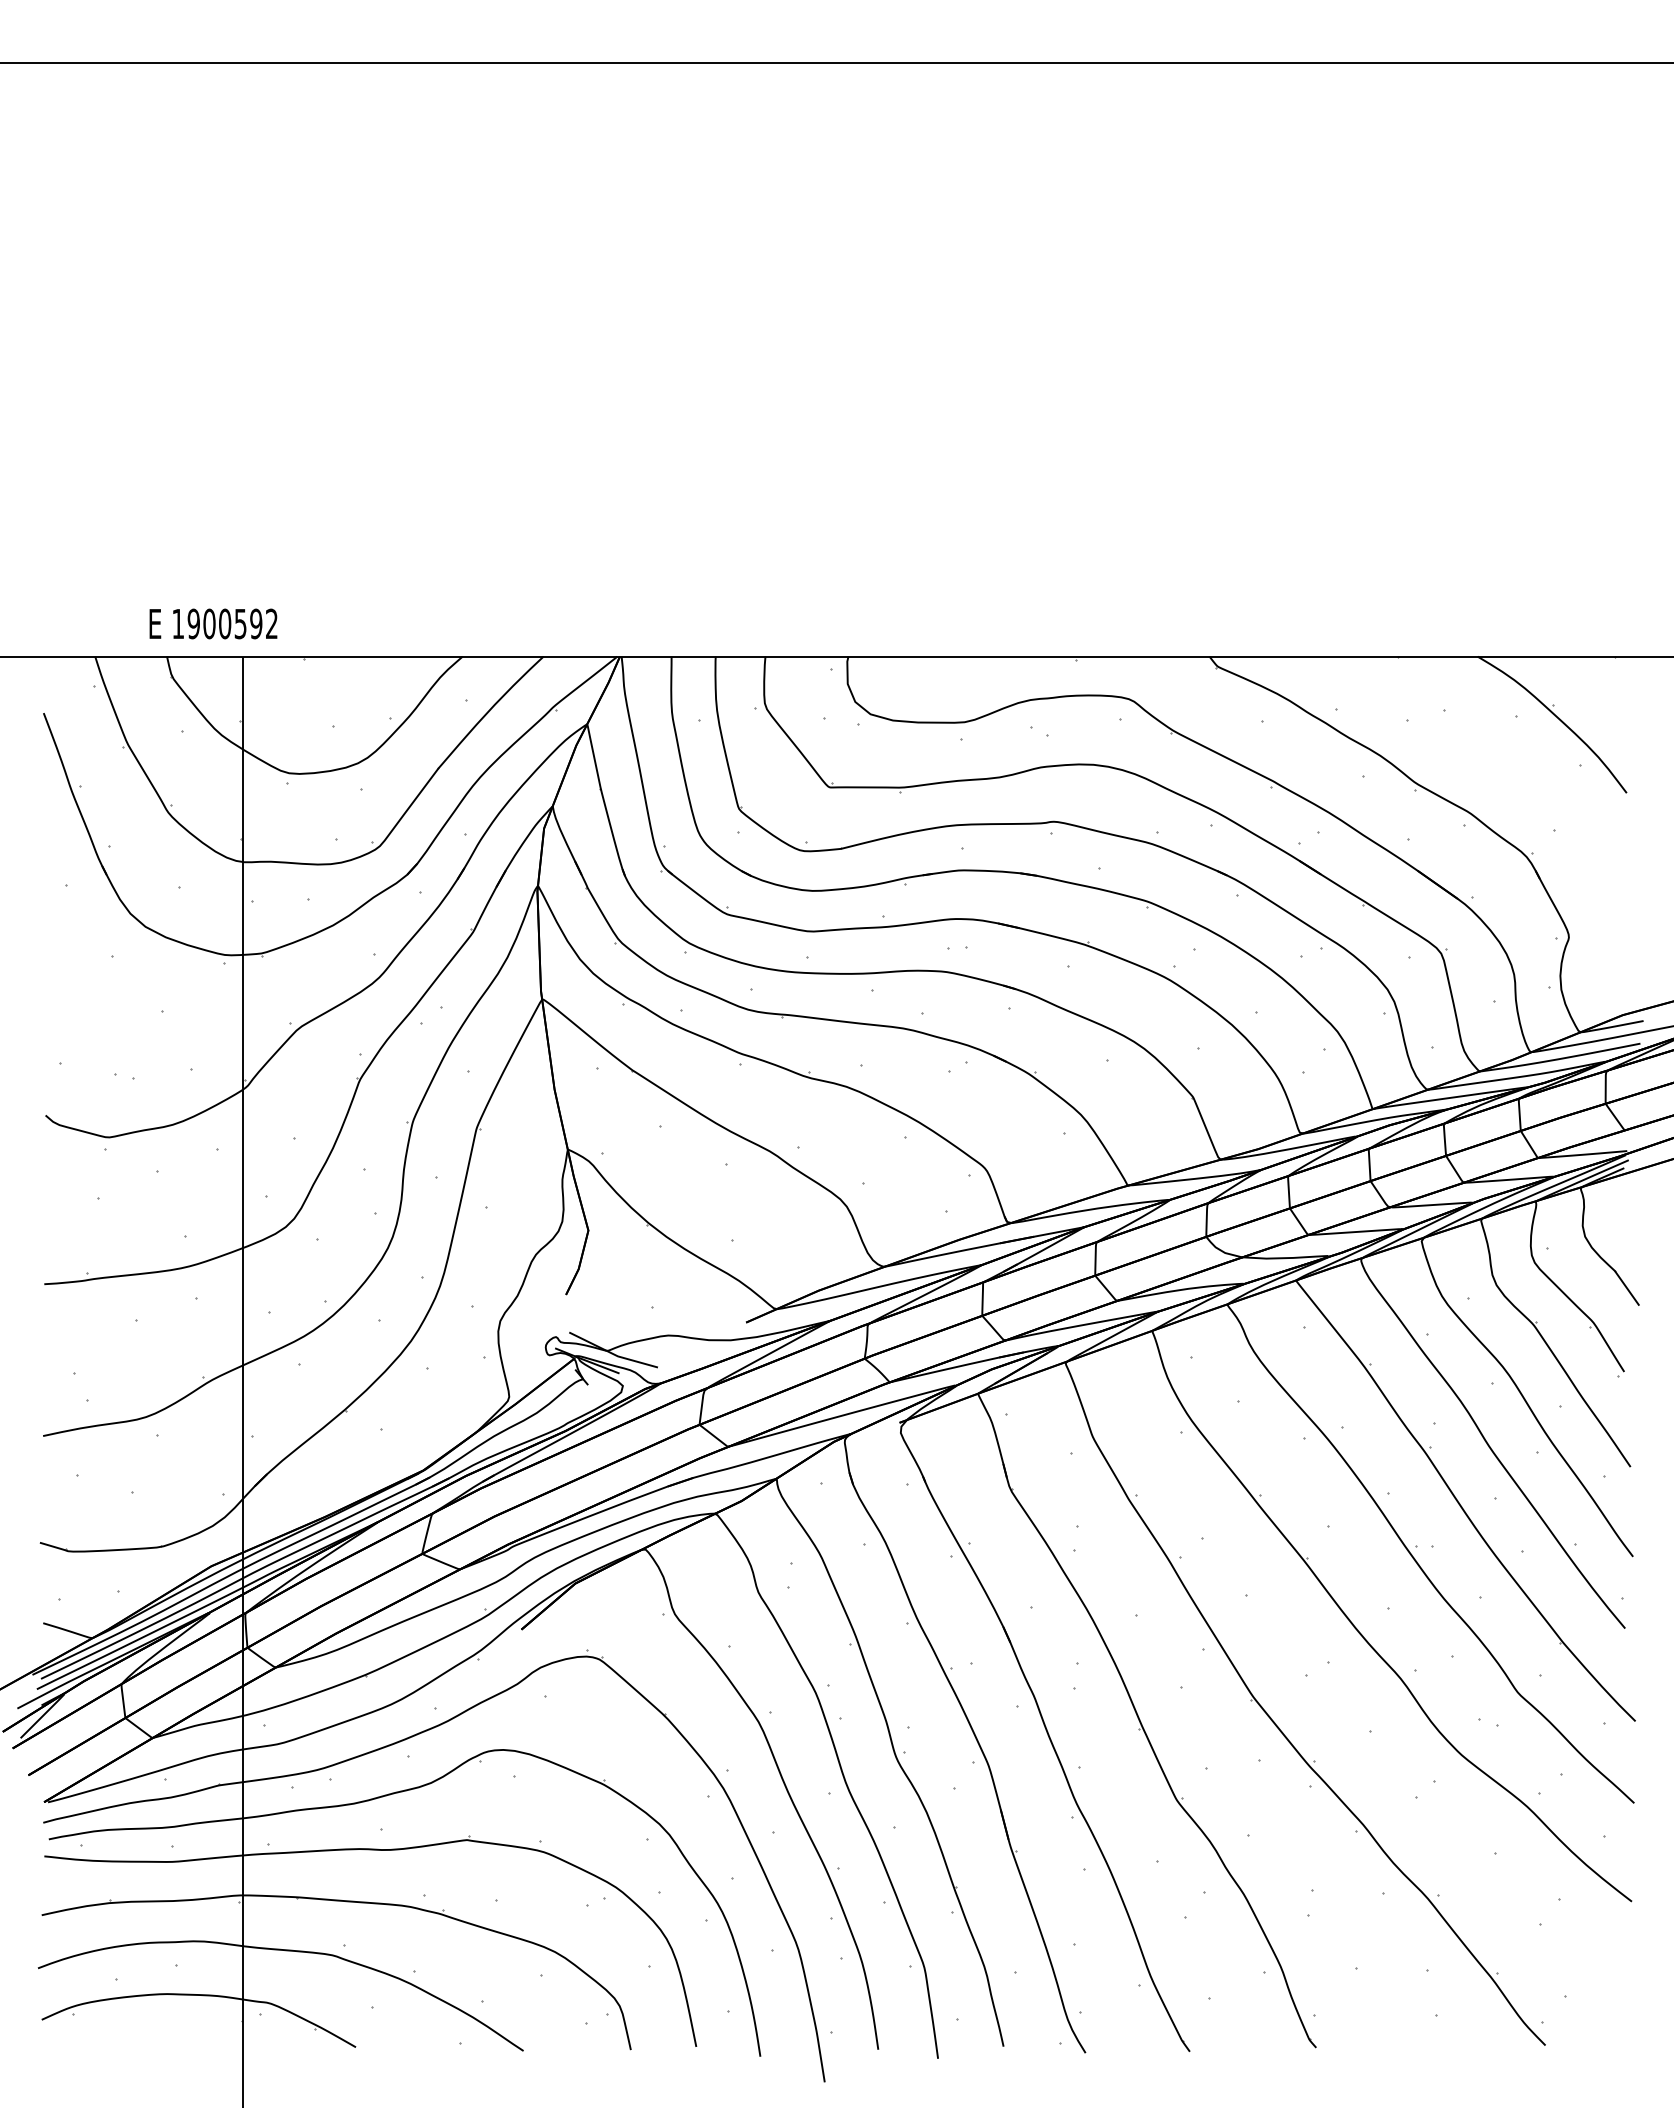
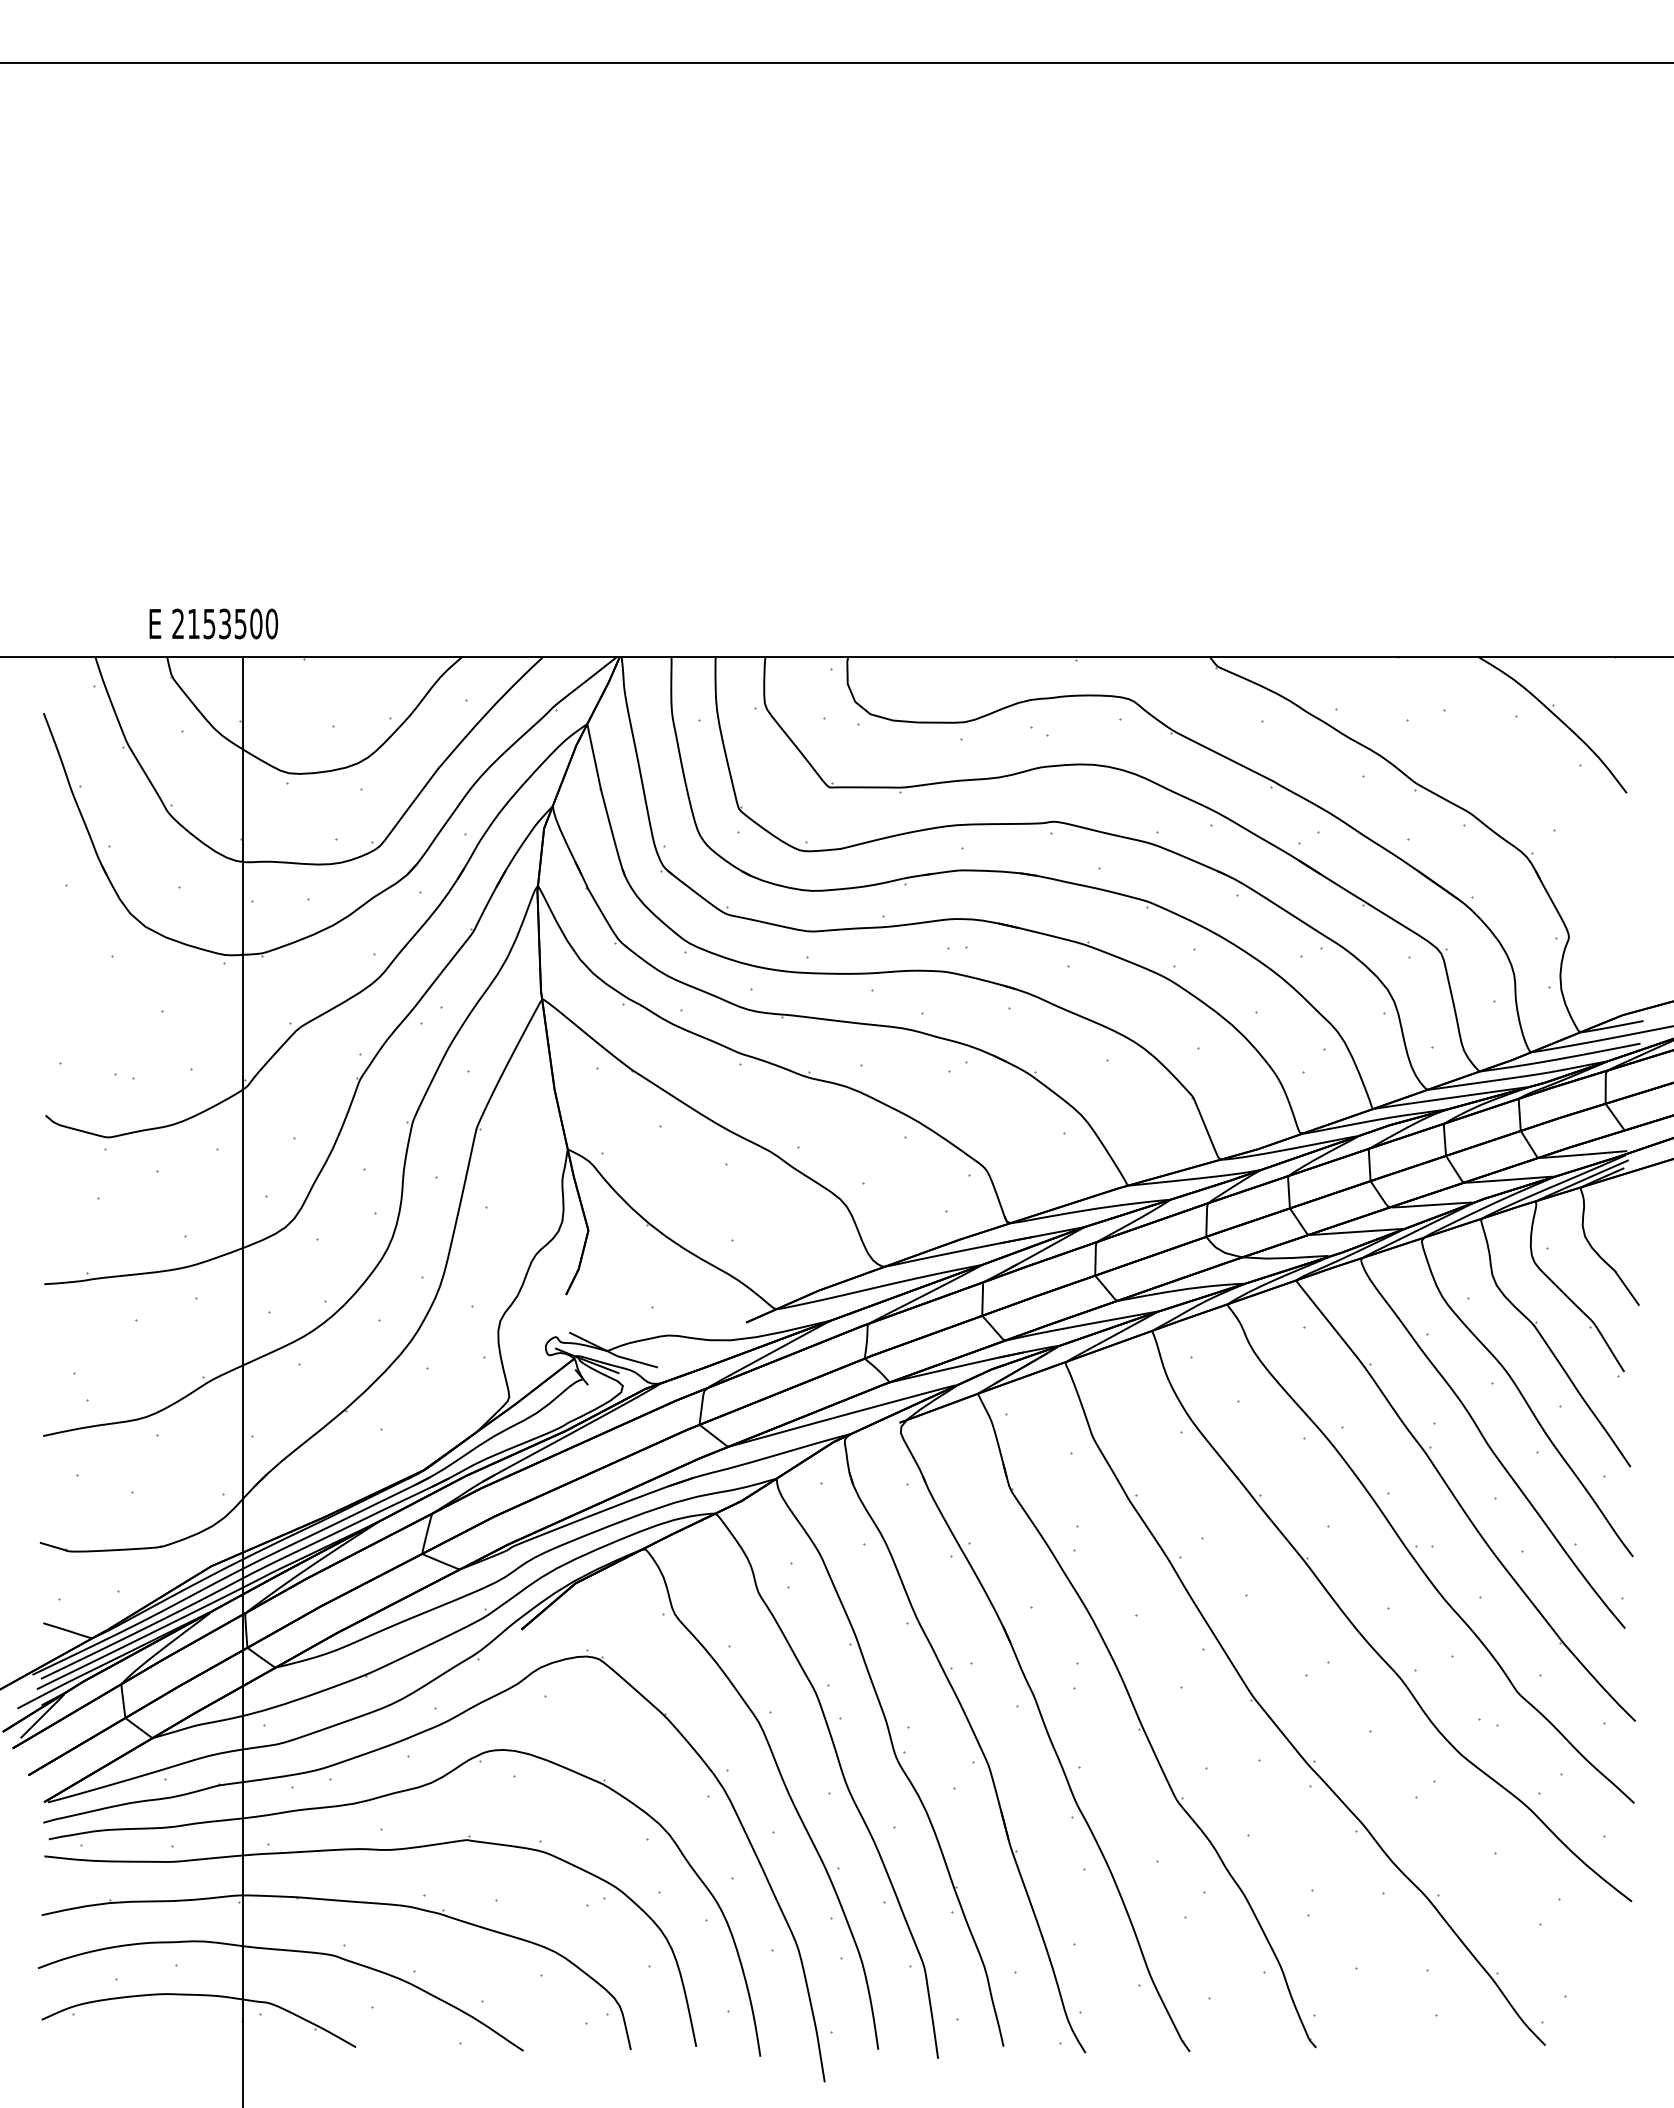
text: 1900592 -> 2153500 (225, 623)
